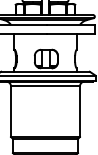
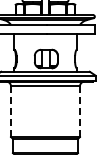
line: solid -> dashed (79, 111)
line: solid -> dashed (11, 112)
